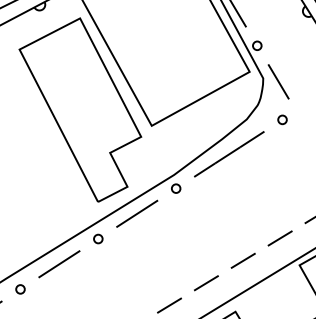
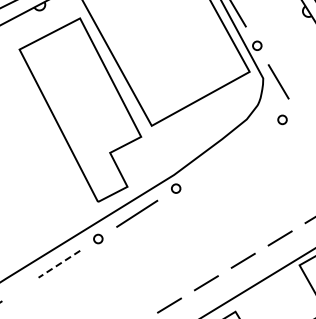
line: present -> none (229, 154)
line: solid -> dashed (59, 264)
circle: present -> none (20, 289)
